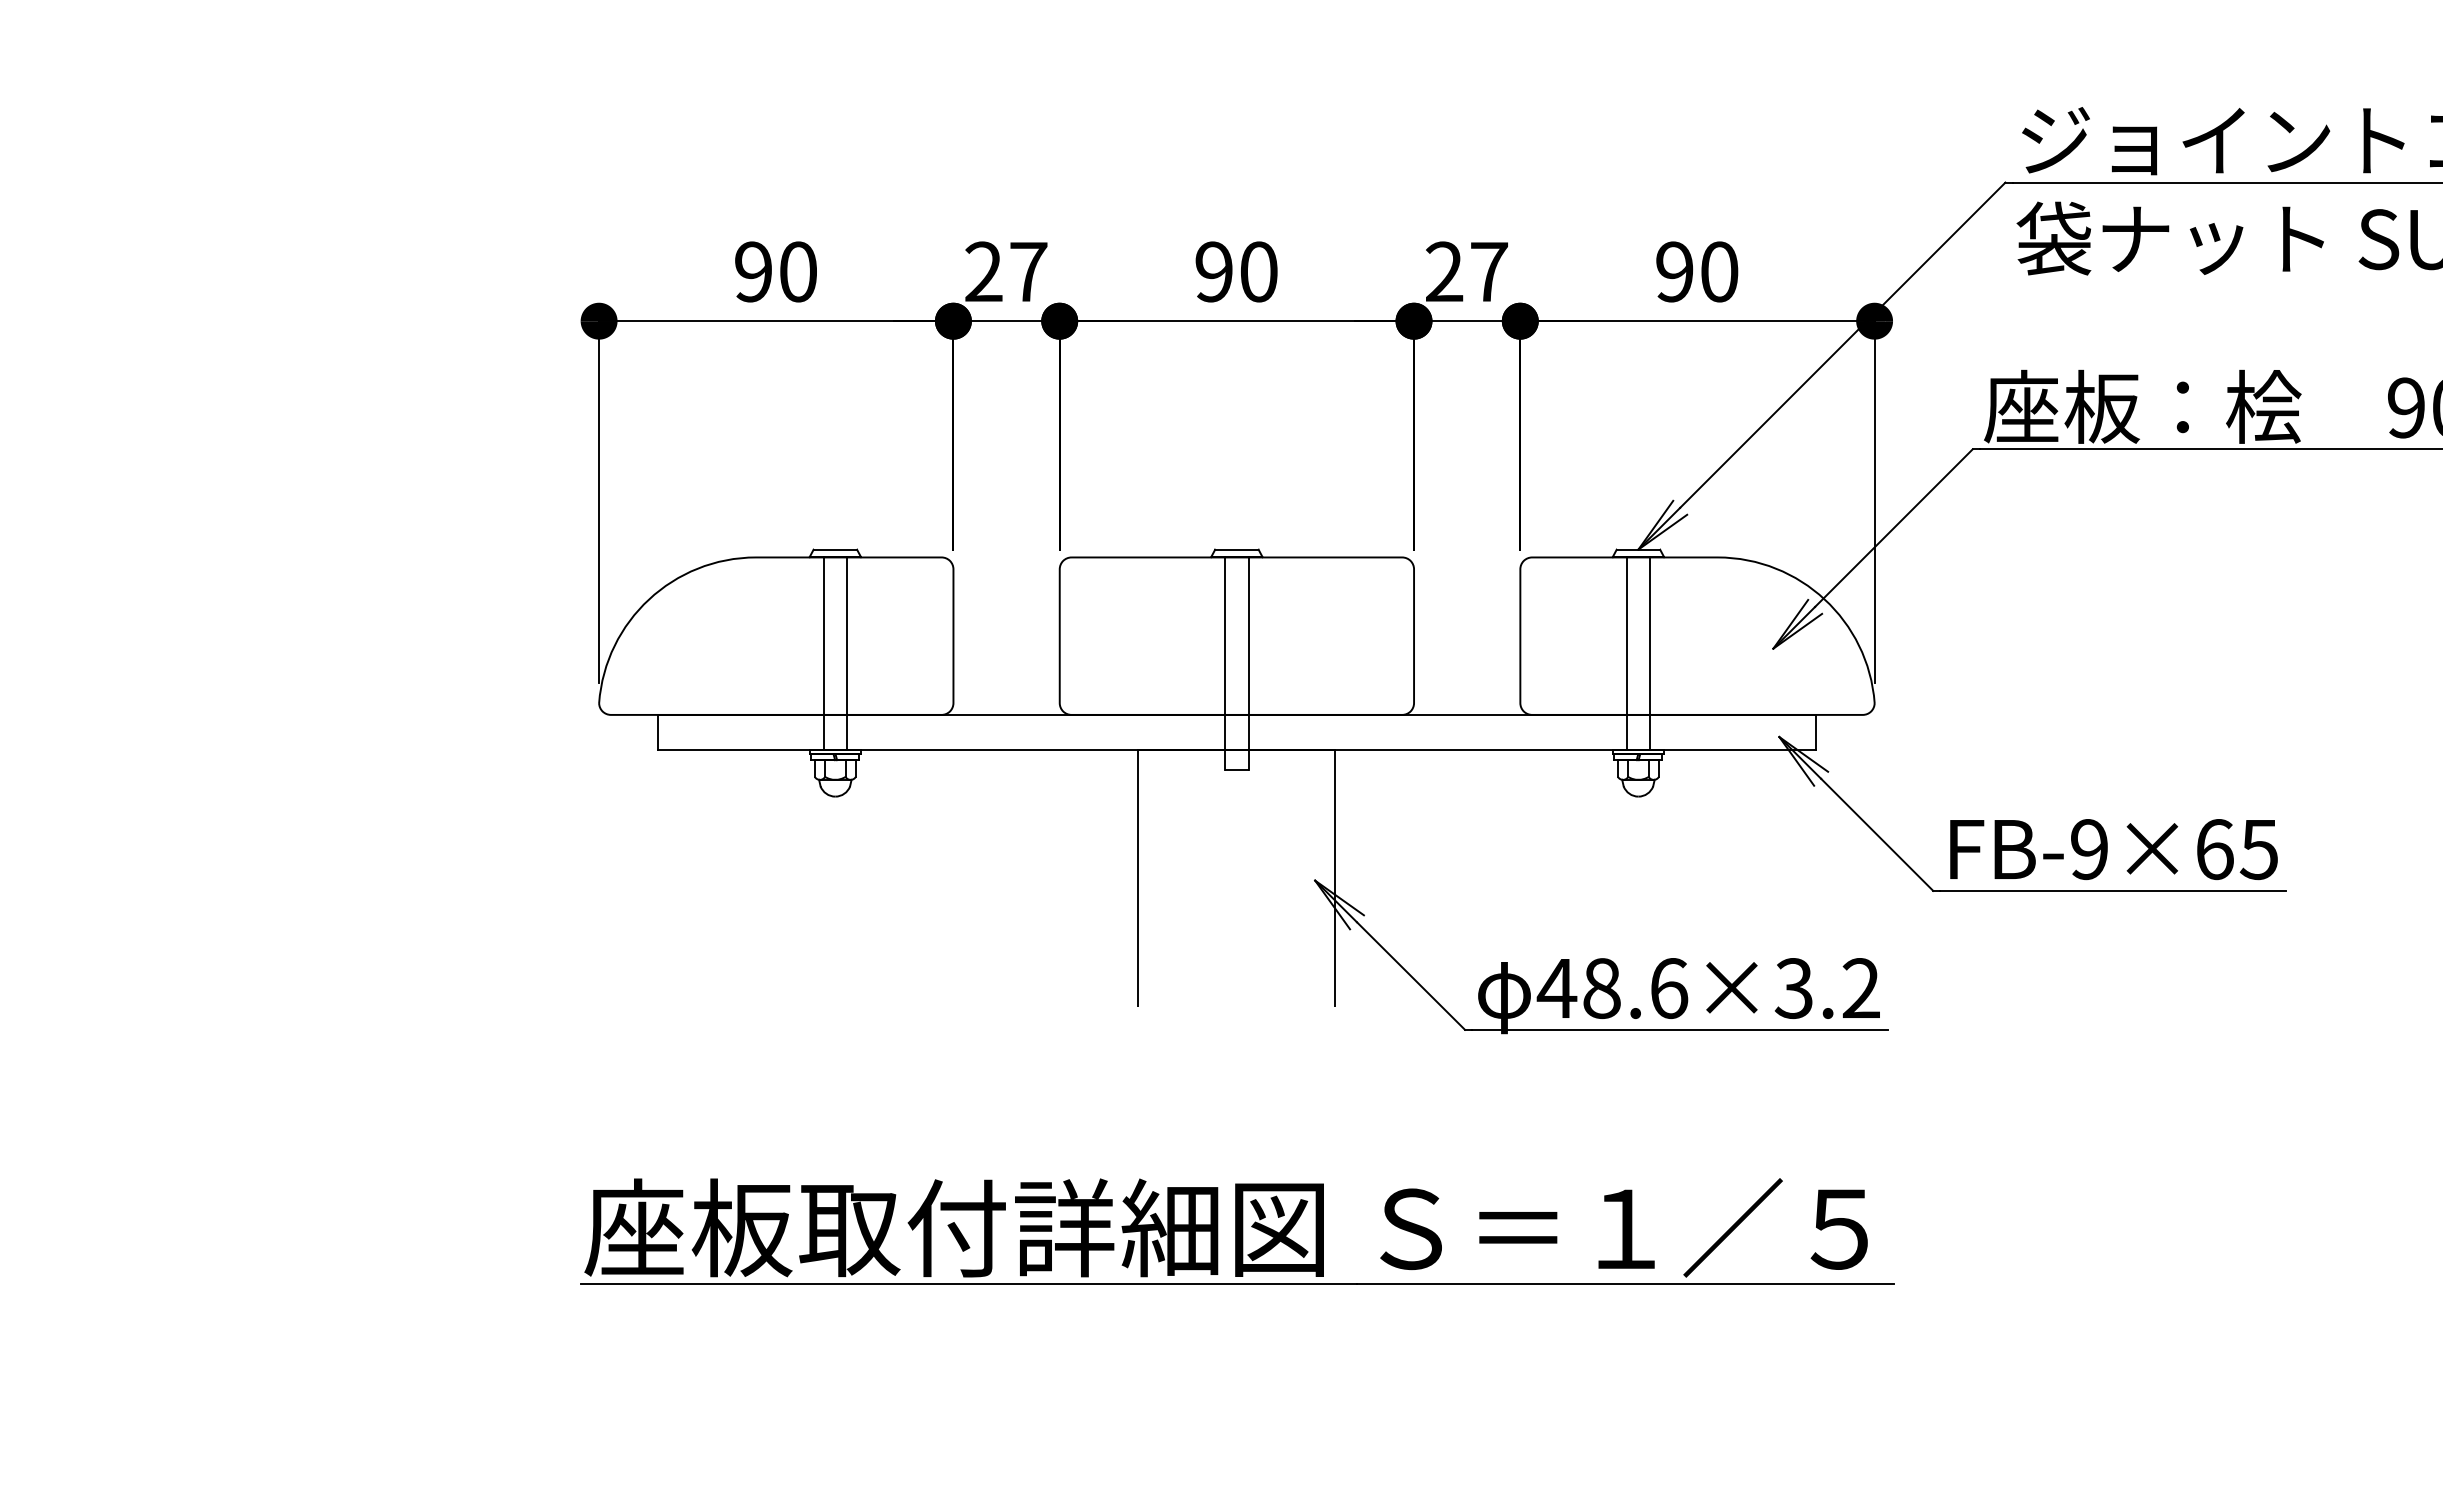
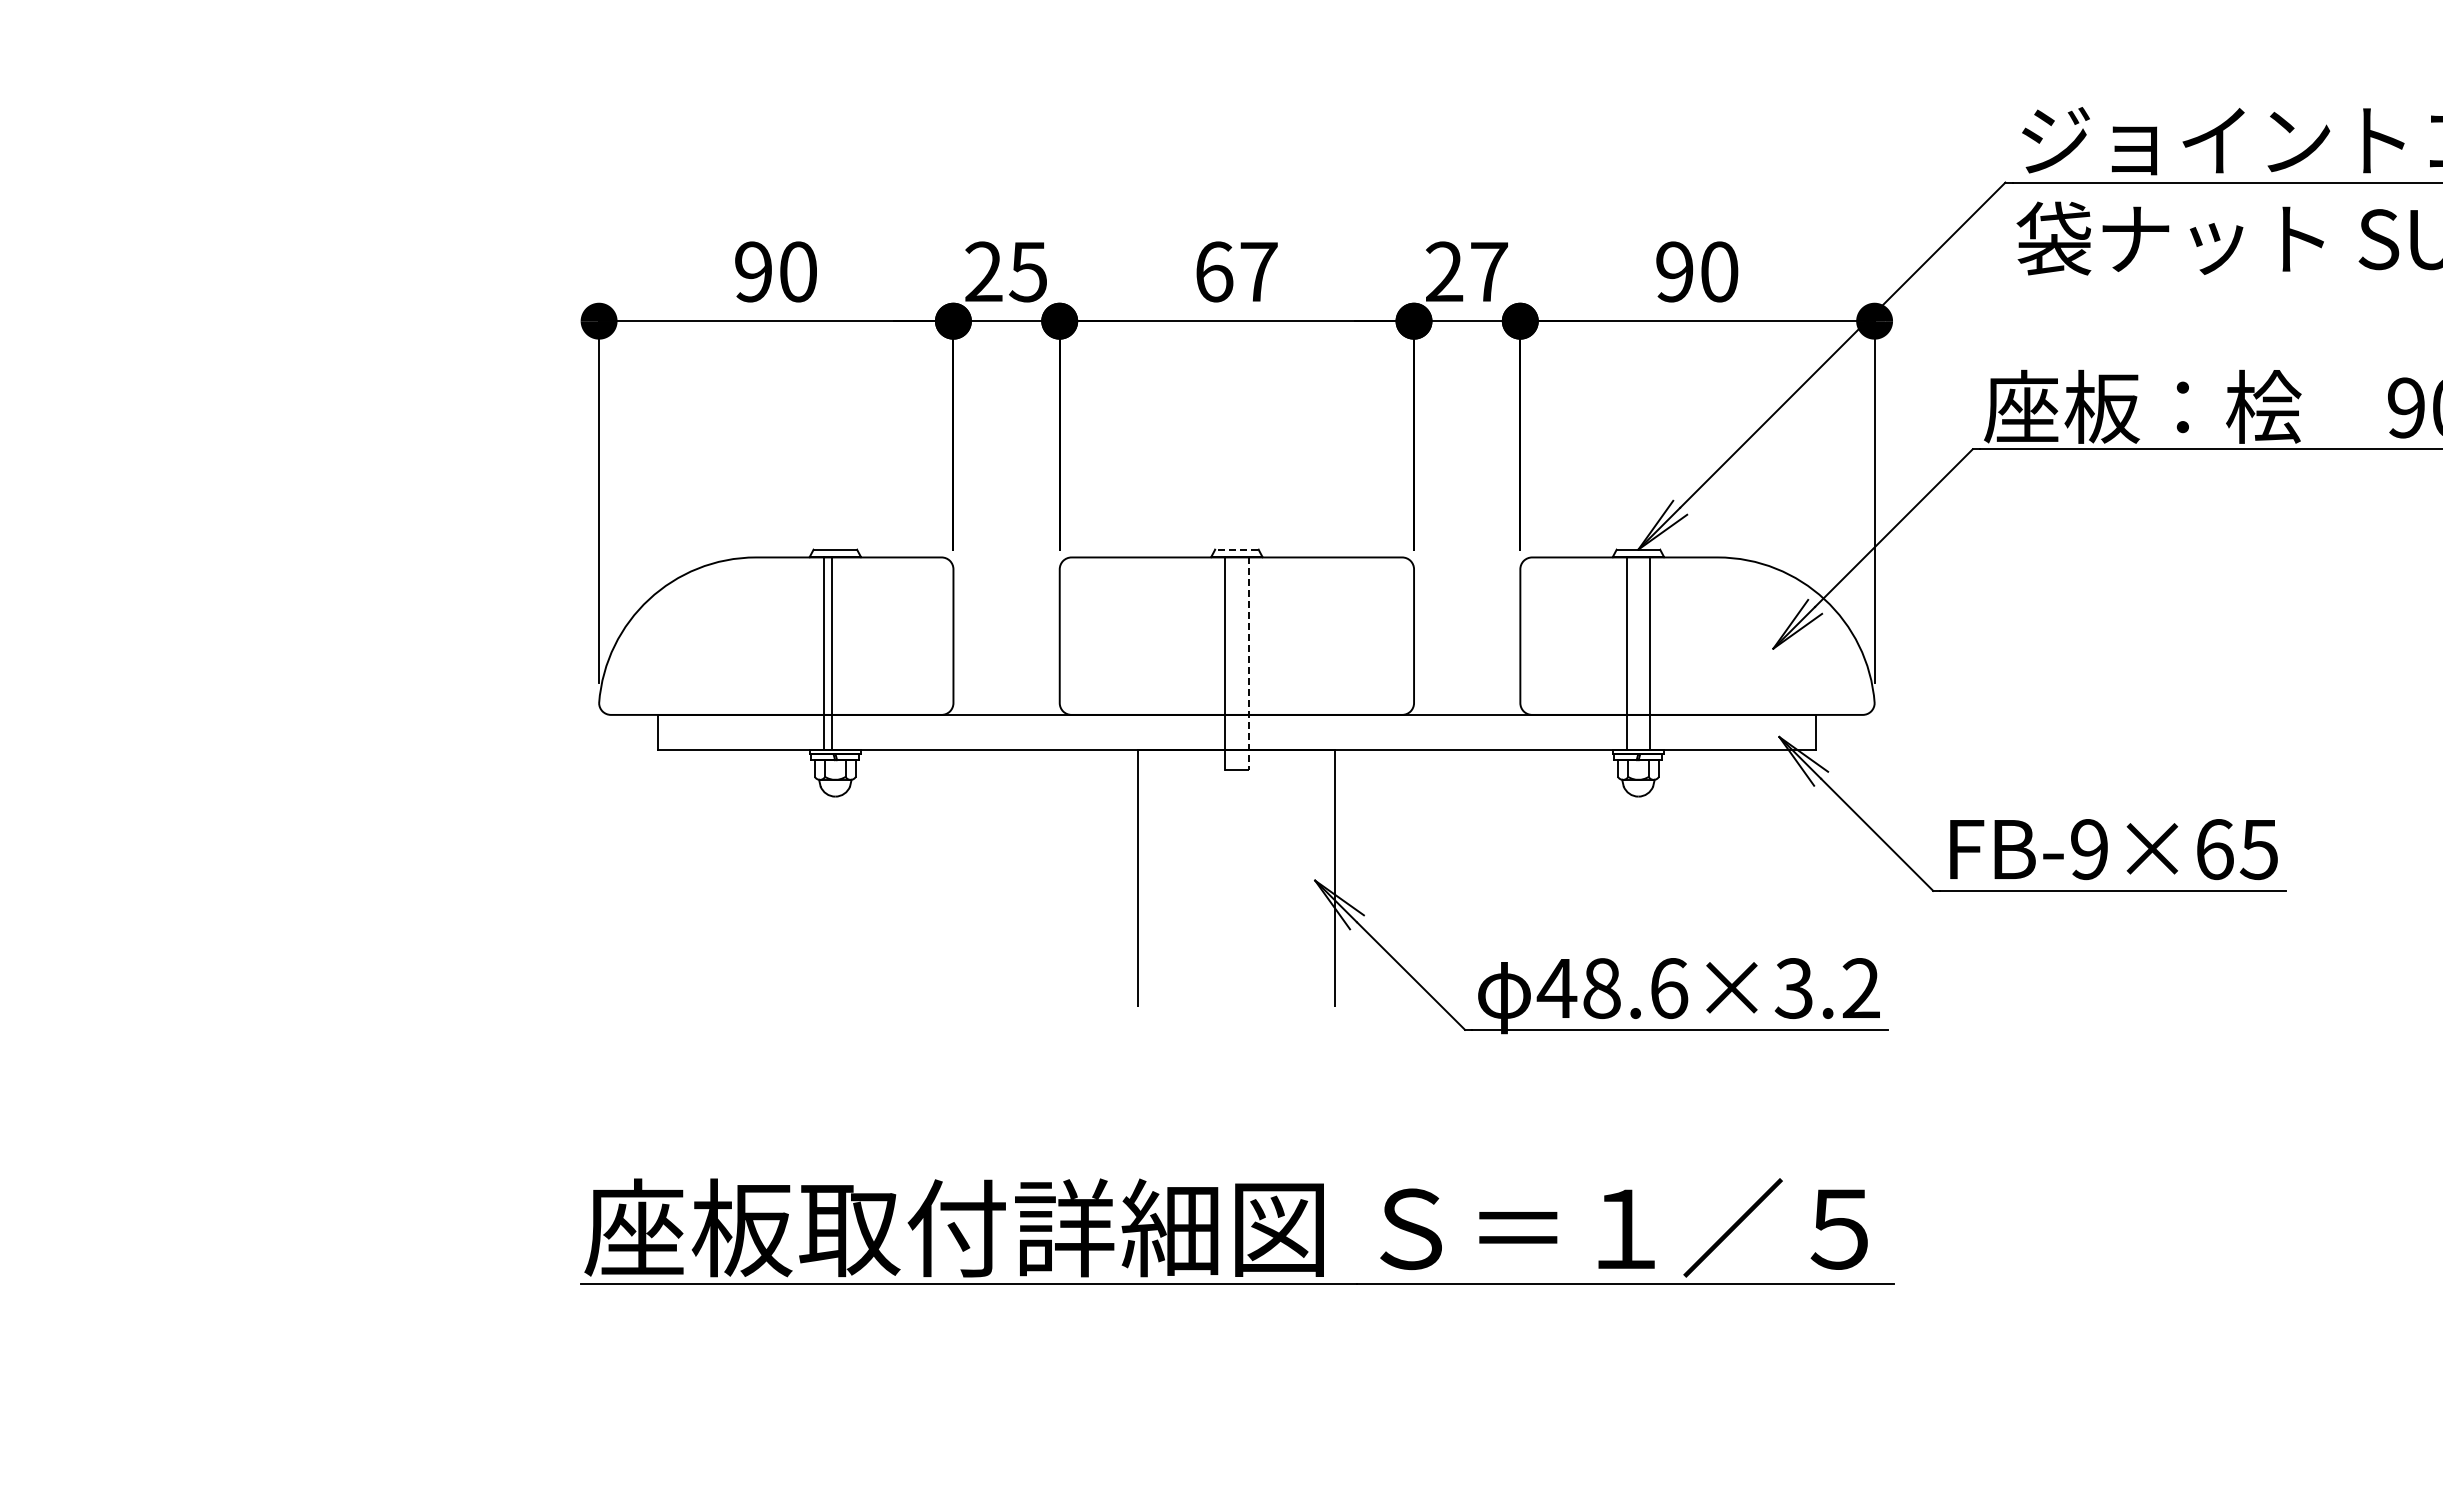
text: 90 -> 67 (1236, 271)
text: 27 -> 25 (1028, 272)
line: solid -> dashed (1236, 549)
line position: (847, 653) -> (832, 653) (832, 653)
line: solid -> dashed (1248, 664)
